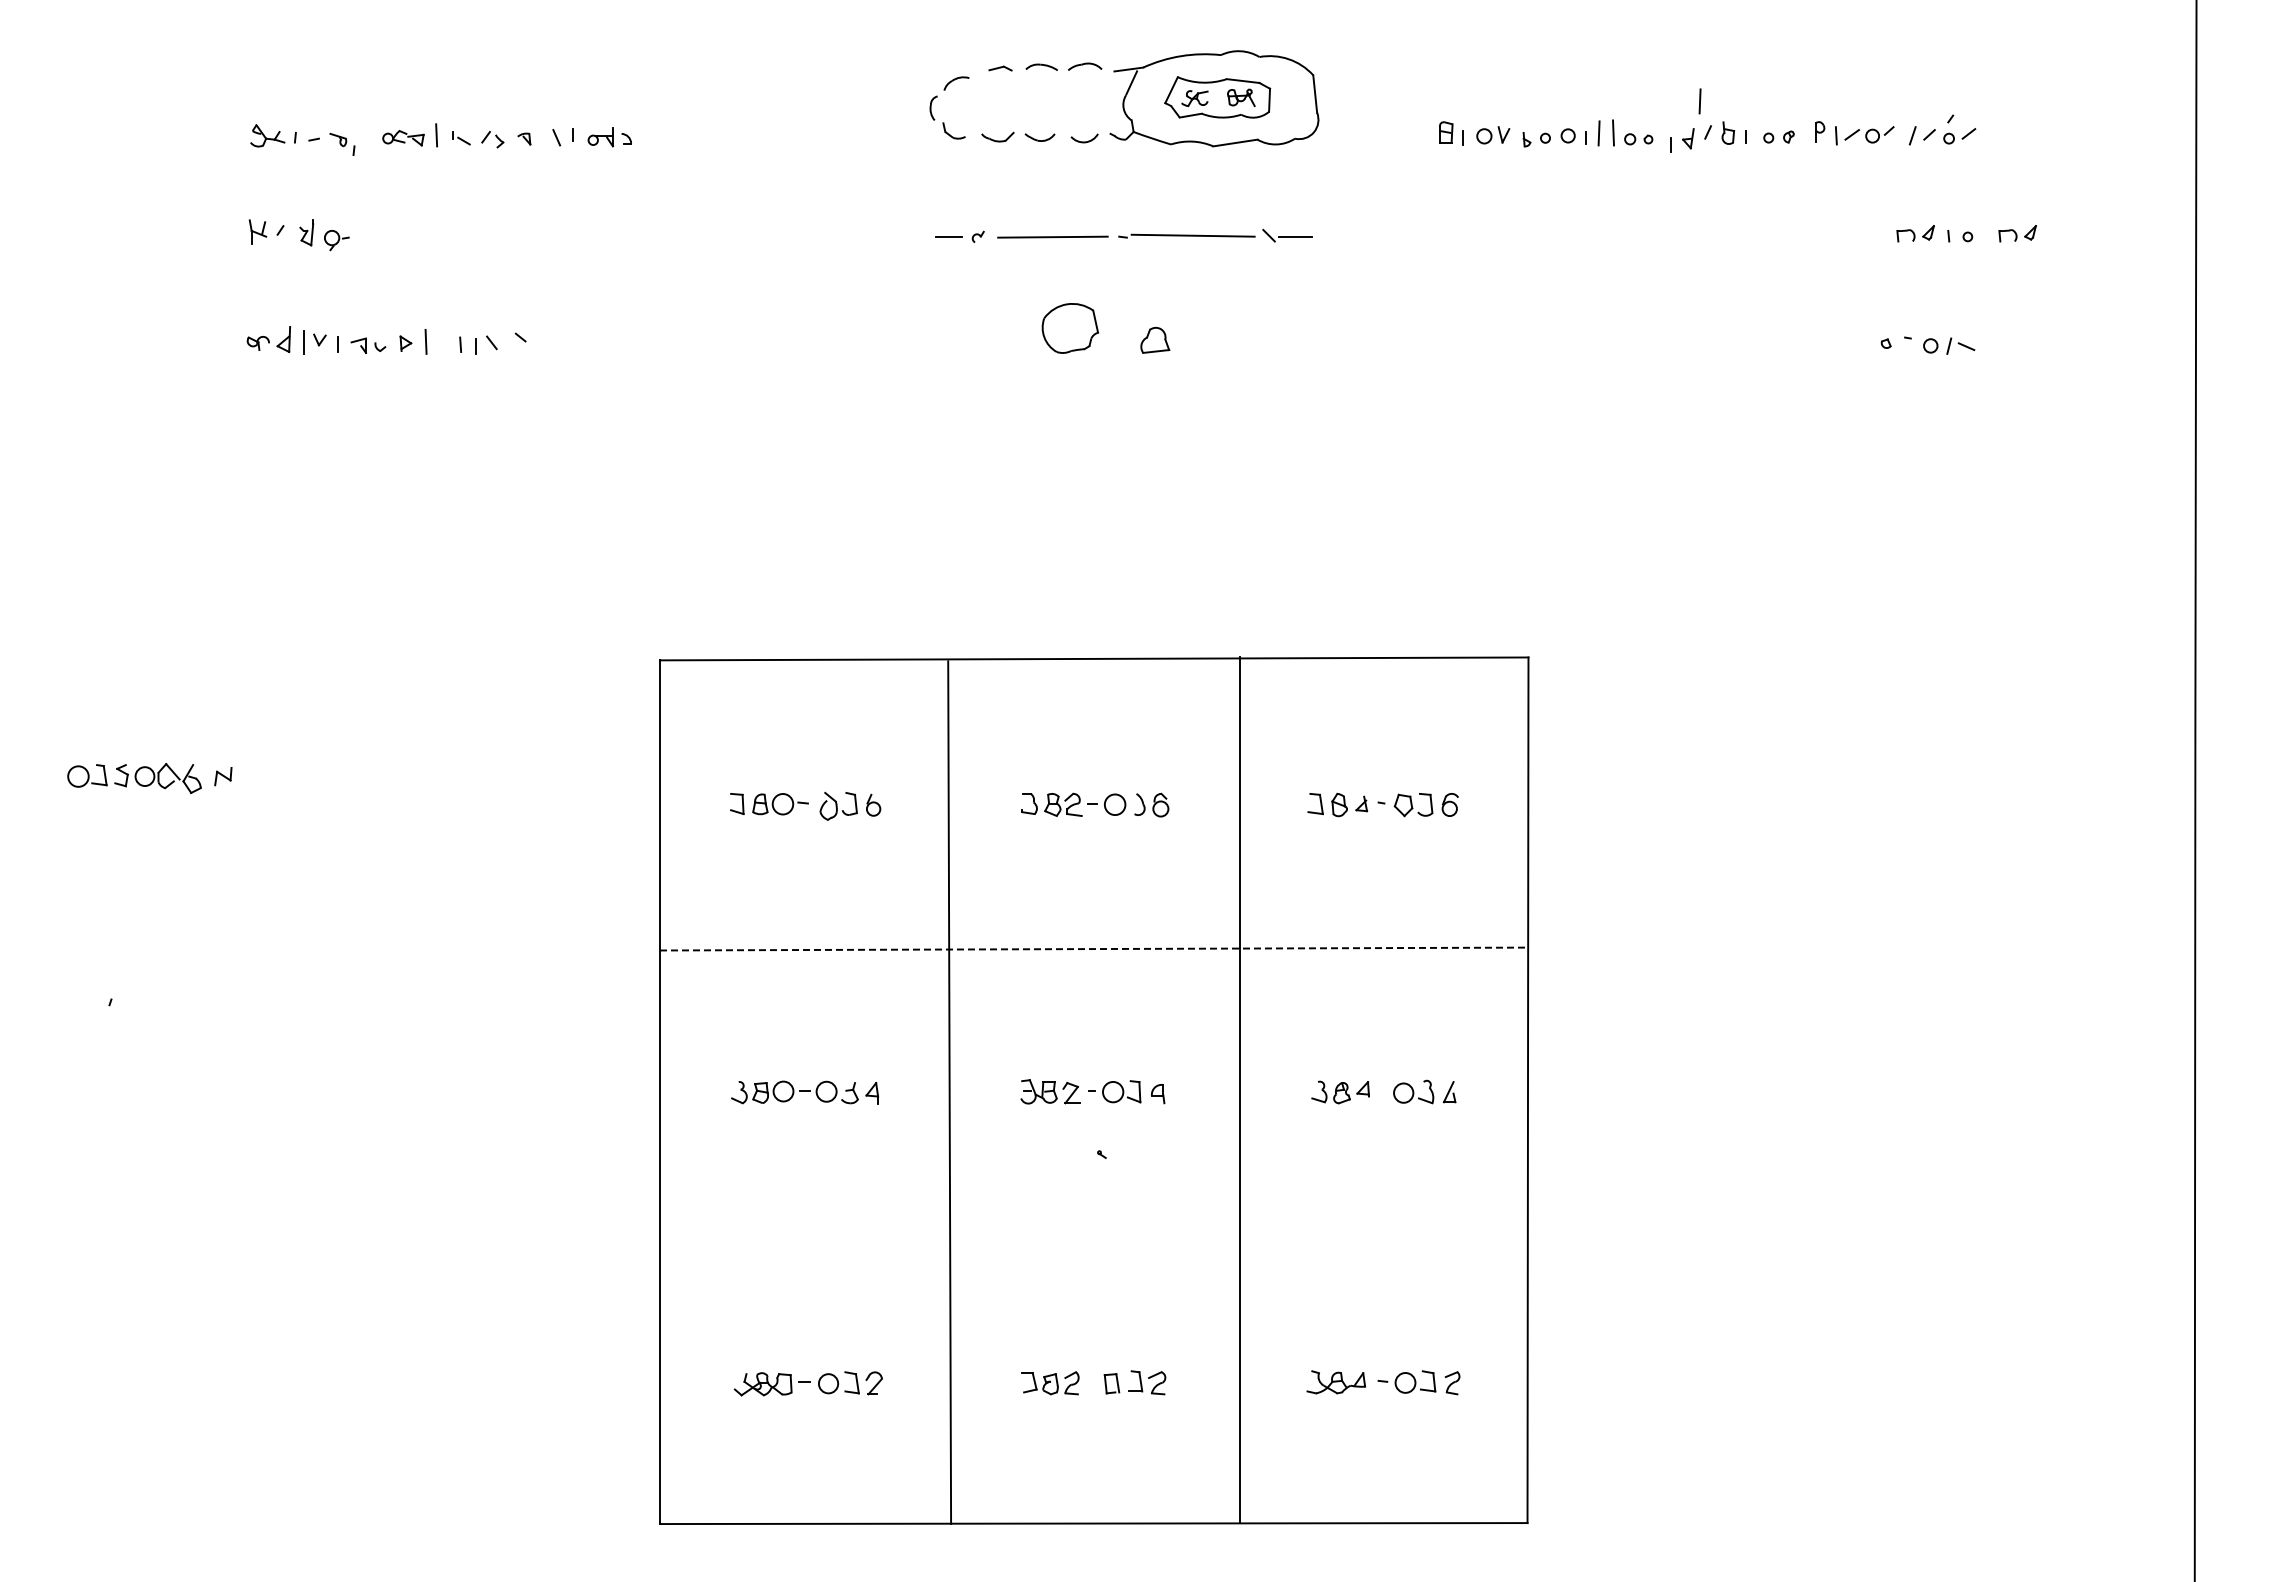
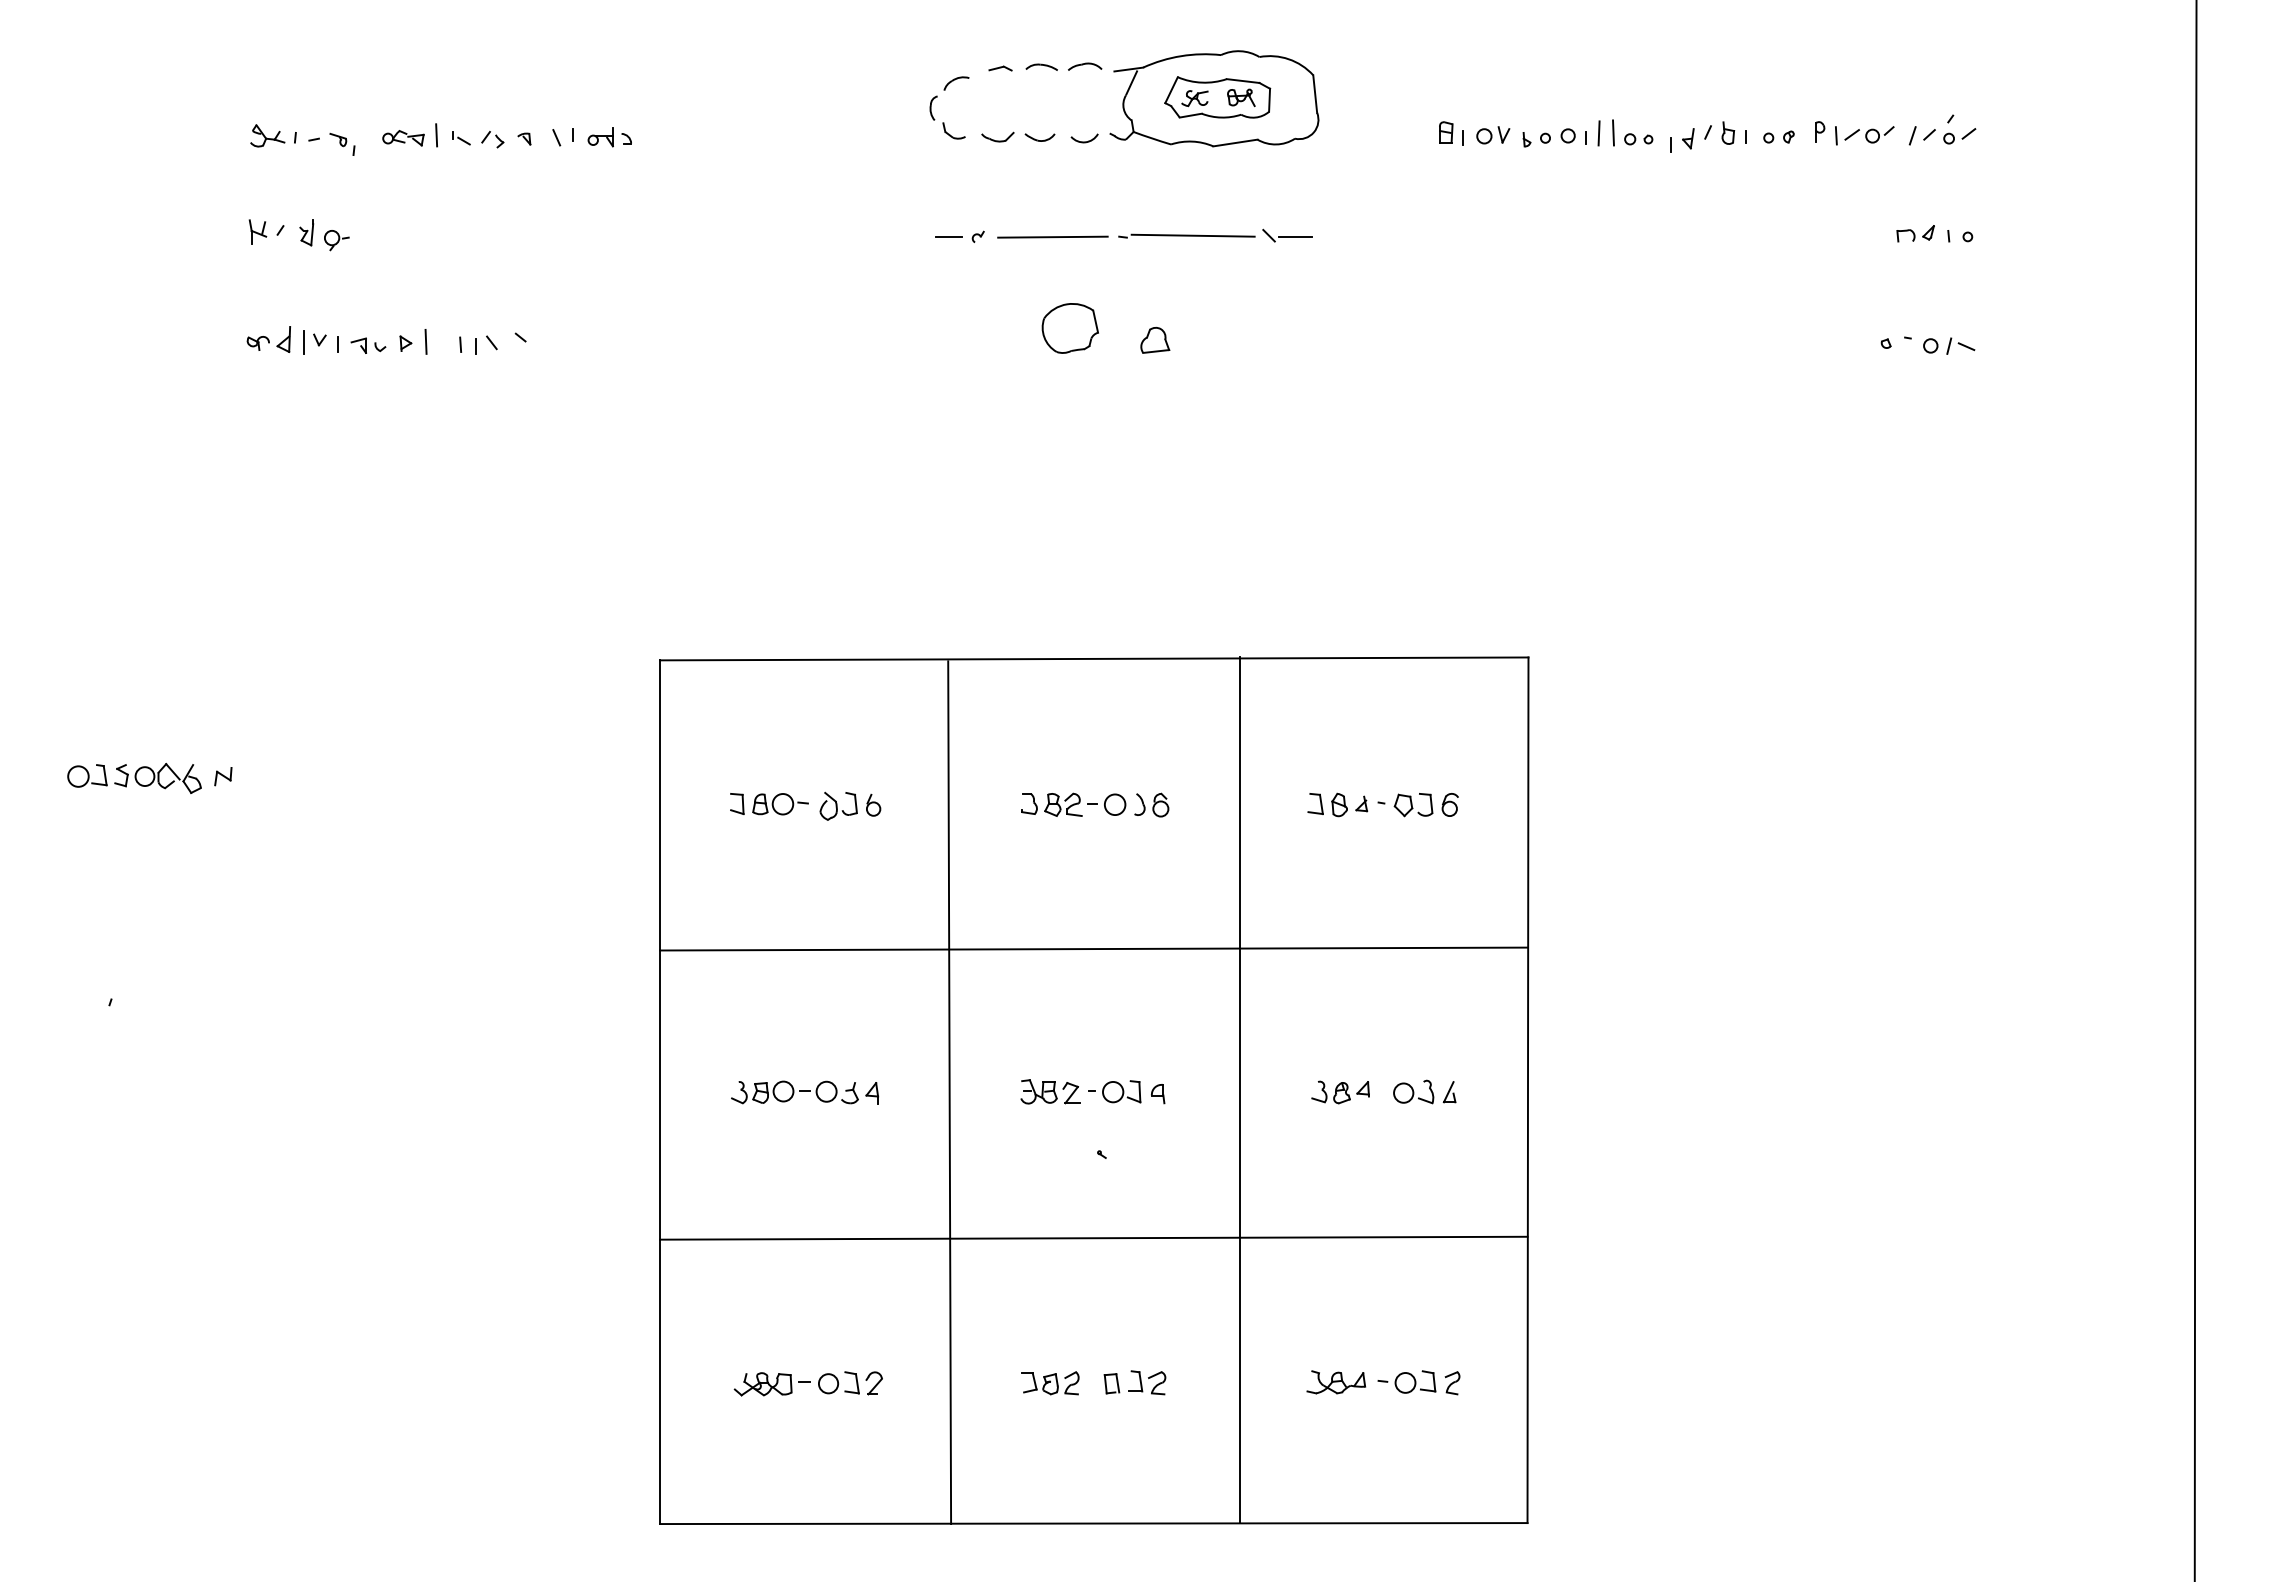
line: present -> none (1699, 101)
part: present -> none (2017, 233)
line: dashed -> solid (1093, 949)
line: none -> present (1093, 1237)
